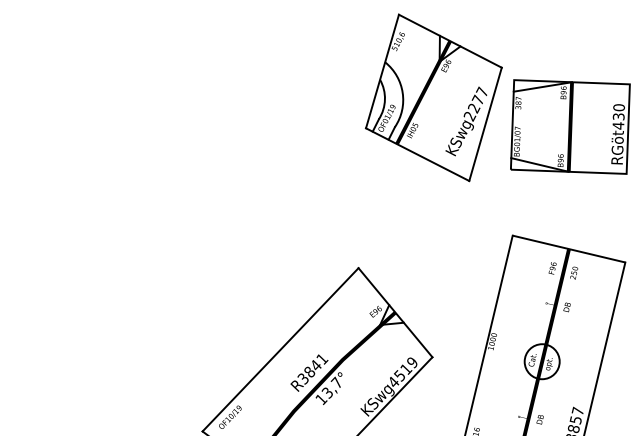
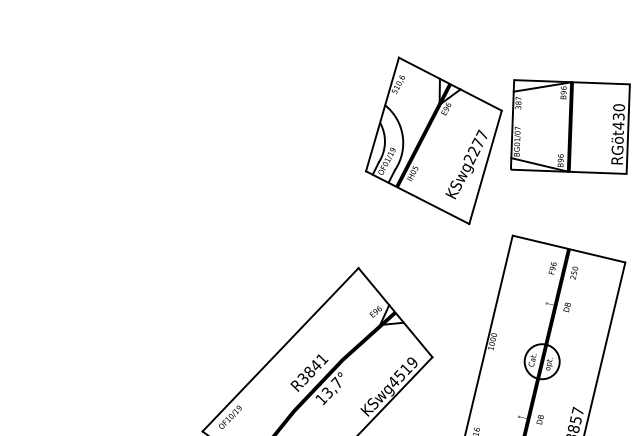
part position: (433, 97) -> (433, 140) (433, 140)
